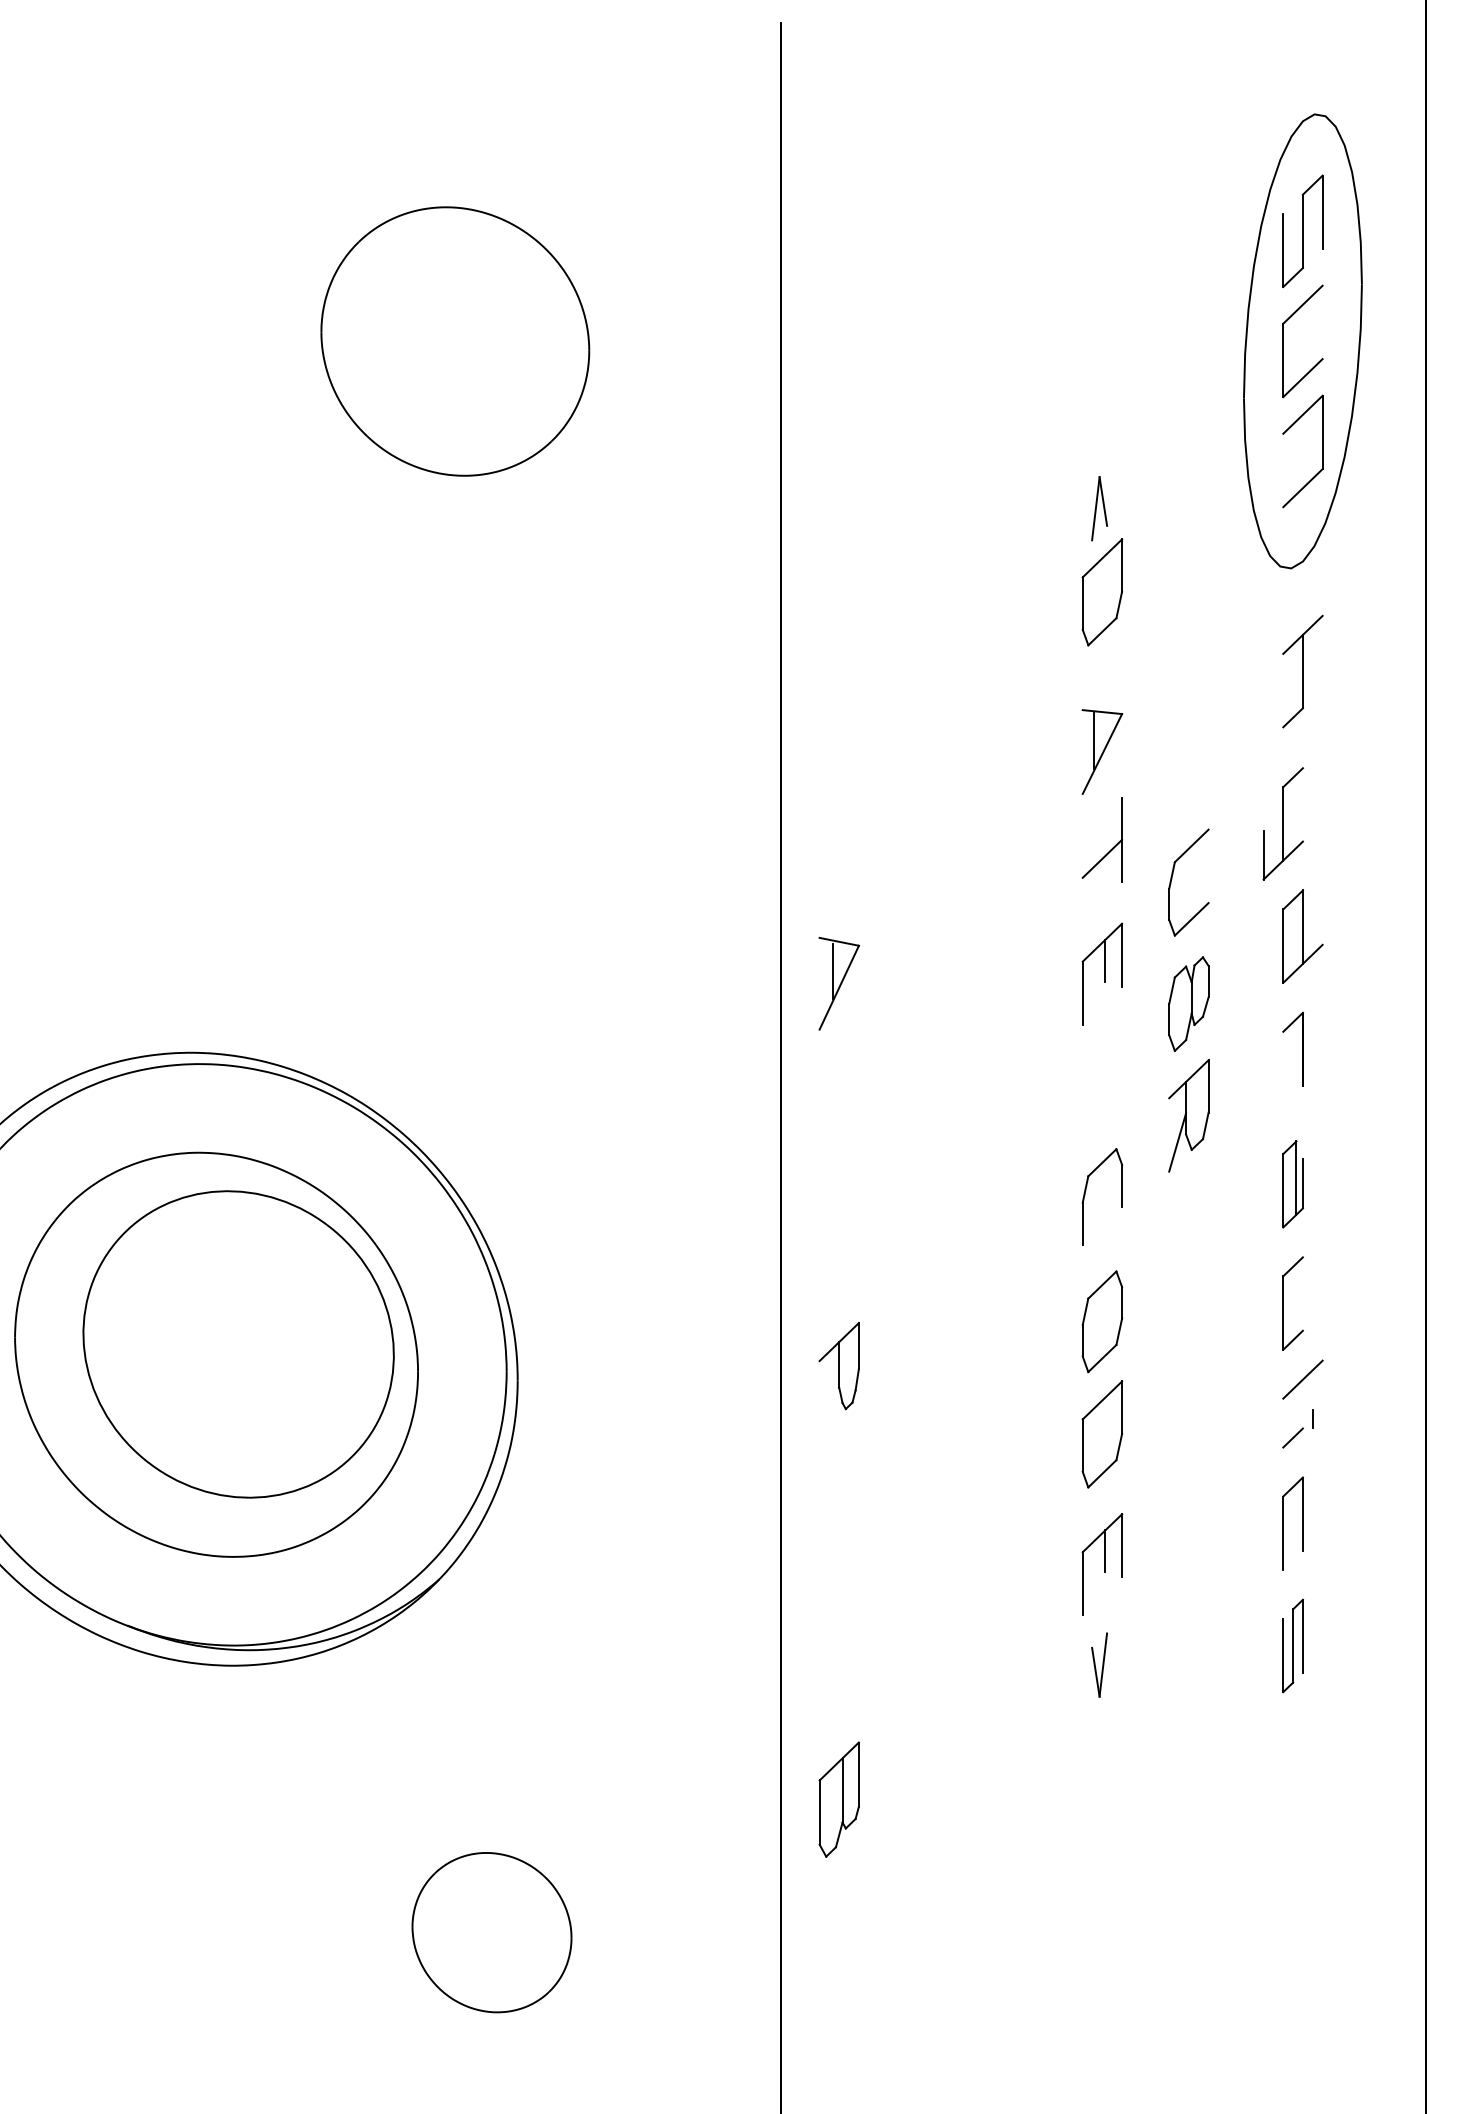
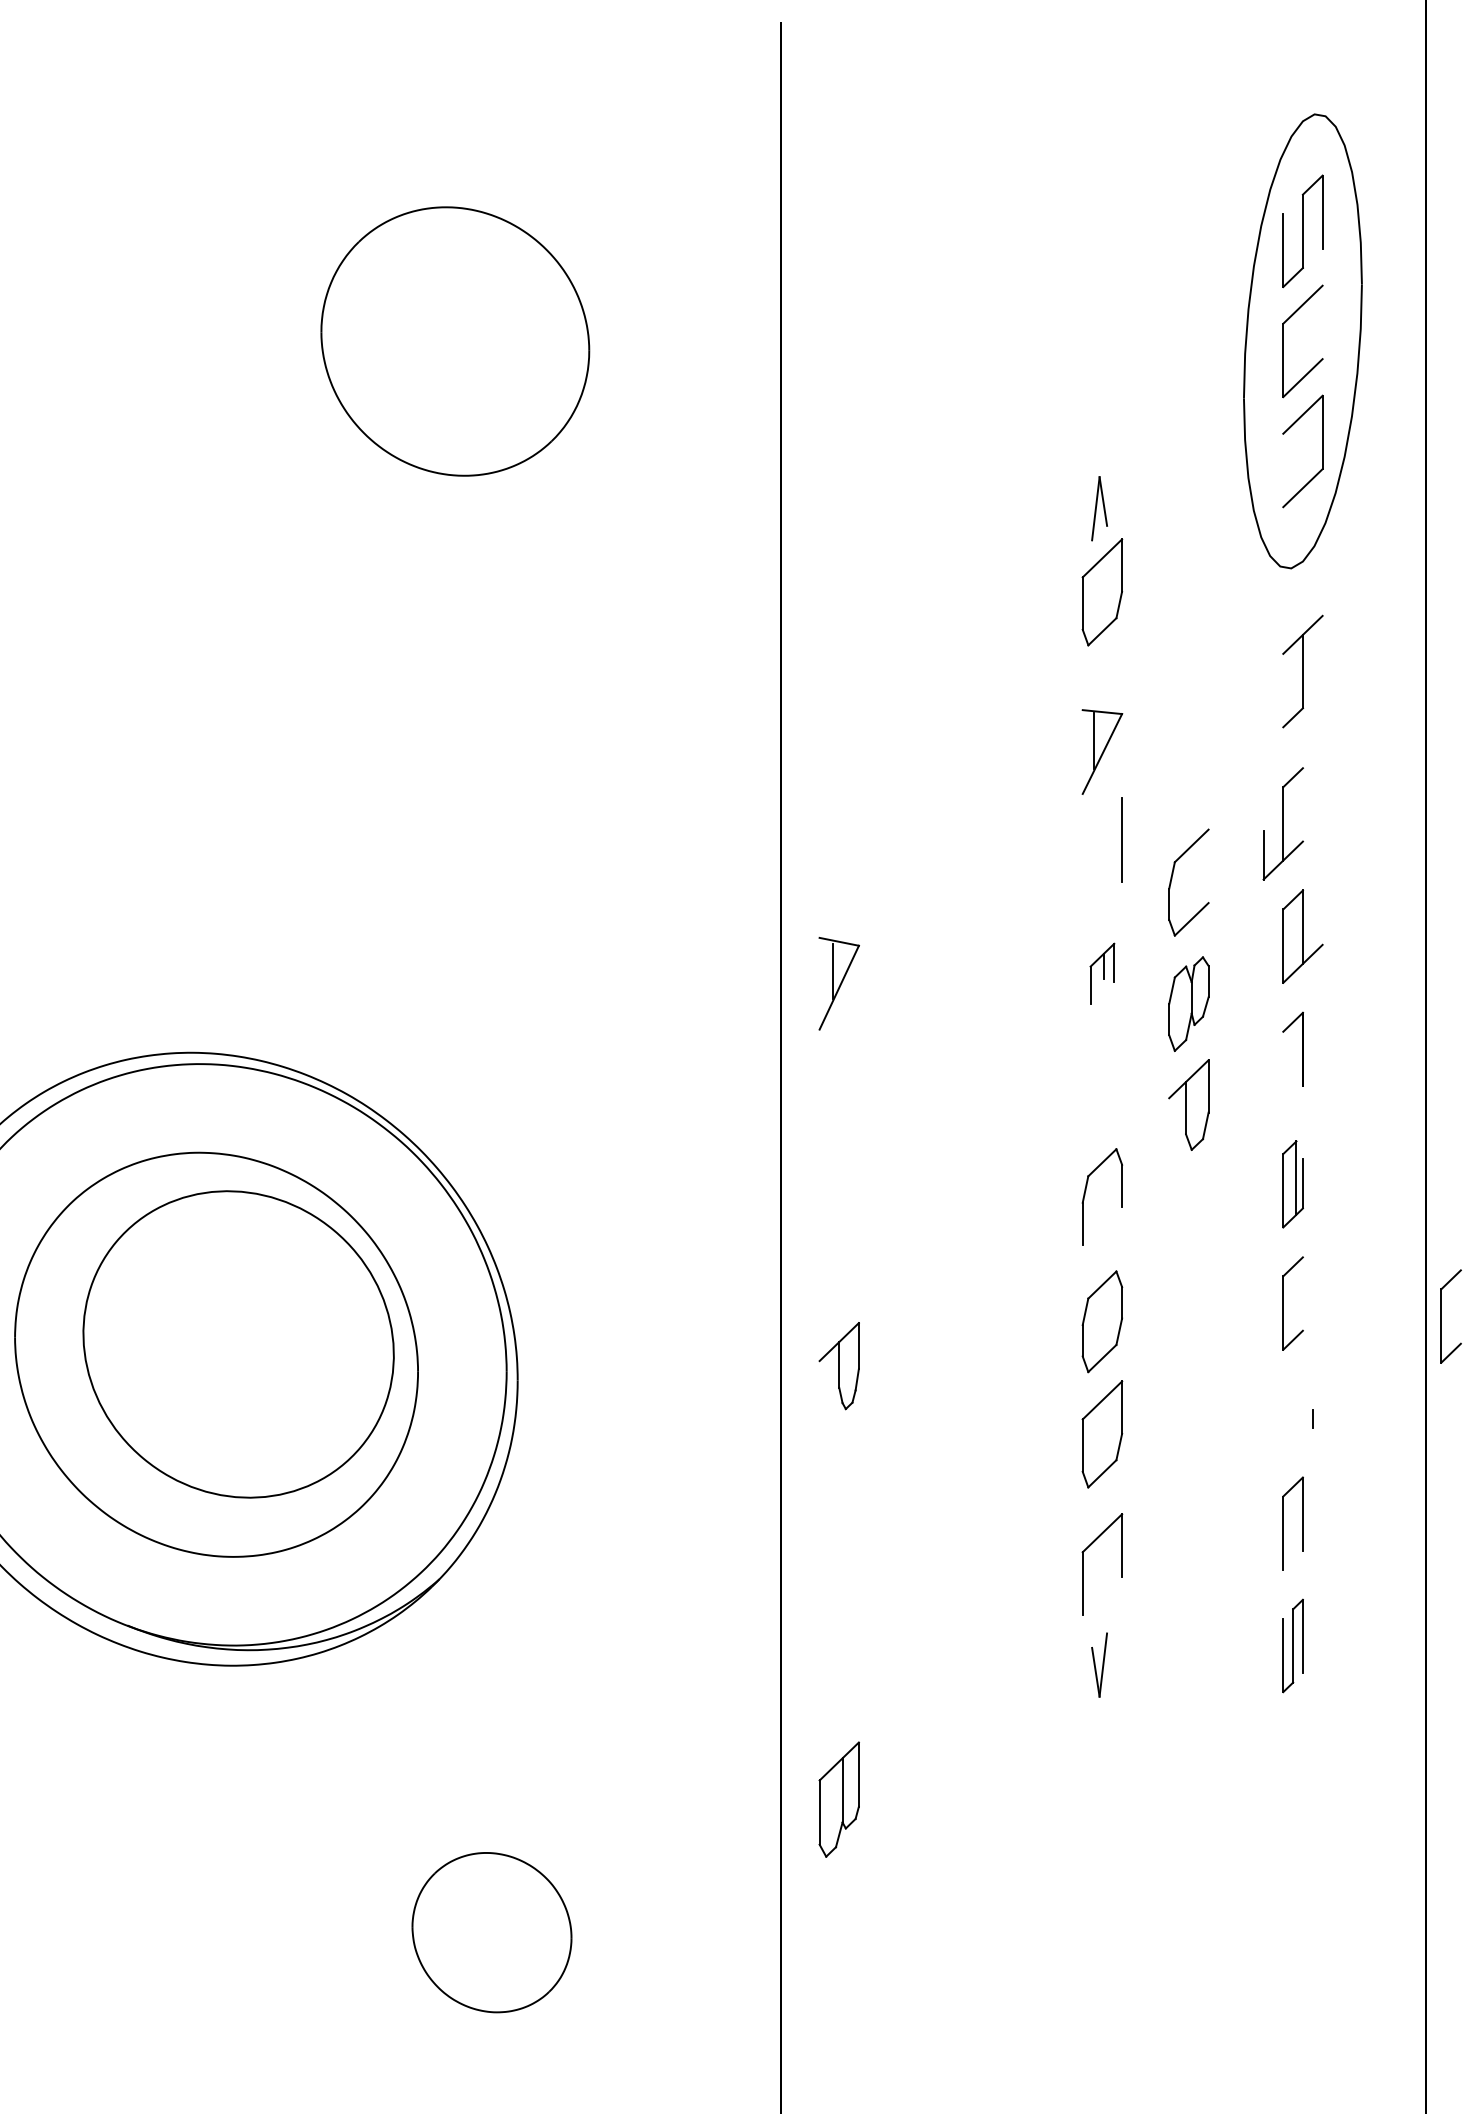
line: present -> none (1102, 858)
part size: 43x104 px -> 27x63 px (1102, 973)
line: present -> none (1177, 1142)
part: none -> present (1441, 1316)
line: present -> none (1302, 1379)
line: present -> none (1292, 1437)
line: present -> none (1105, 1551)
